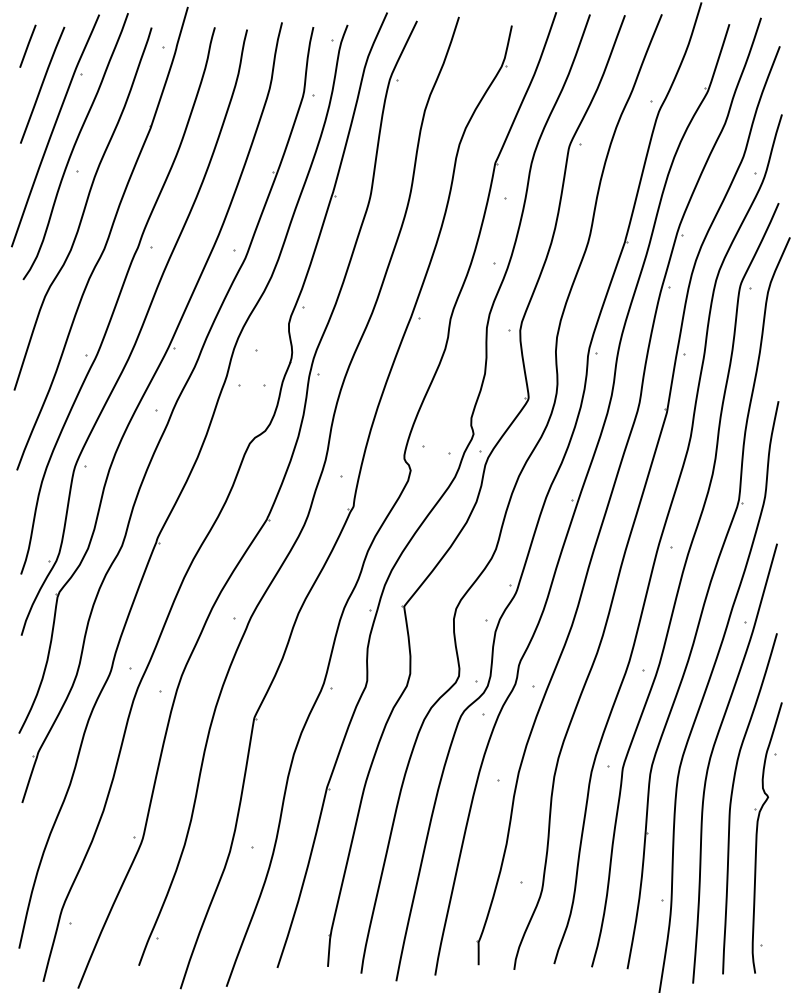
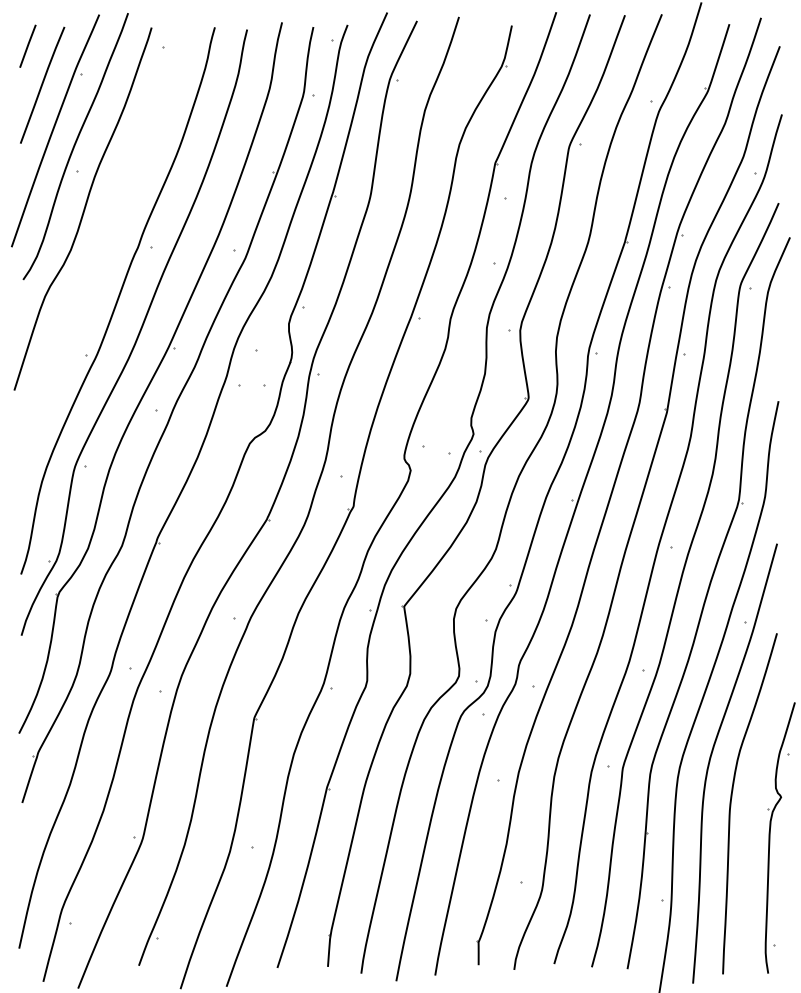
part: present -> none (102, 238)
part position: (757, 837) -> (770, 837) (770, 837)
